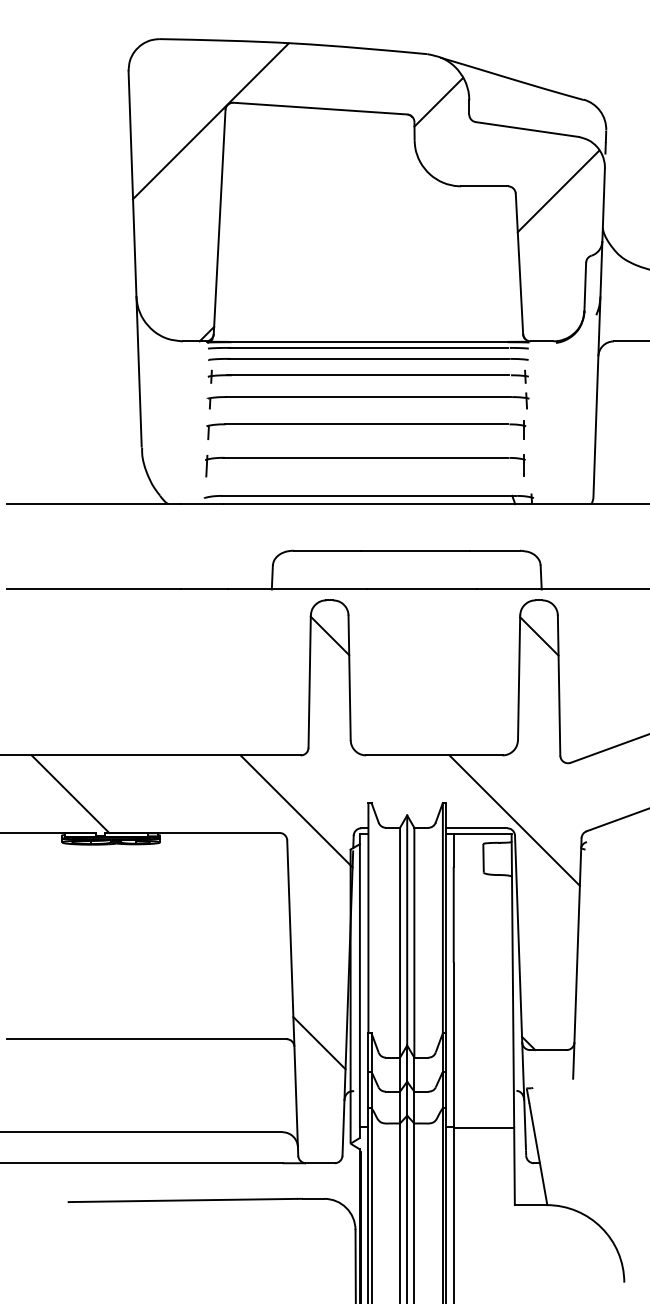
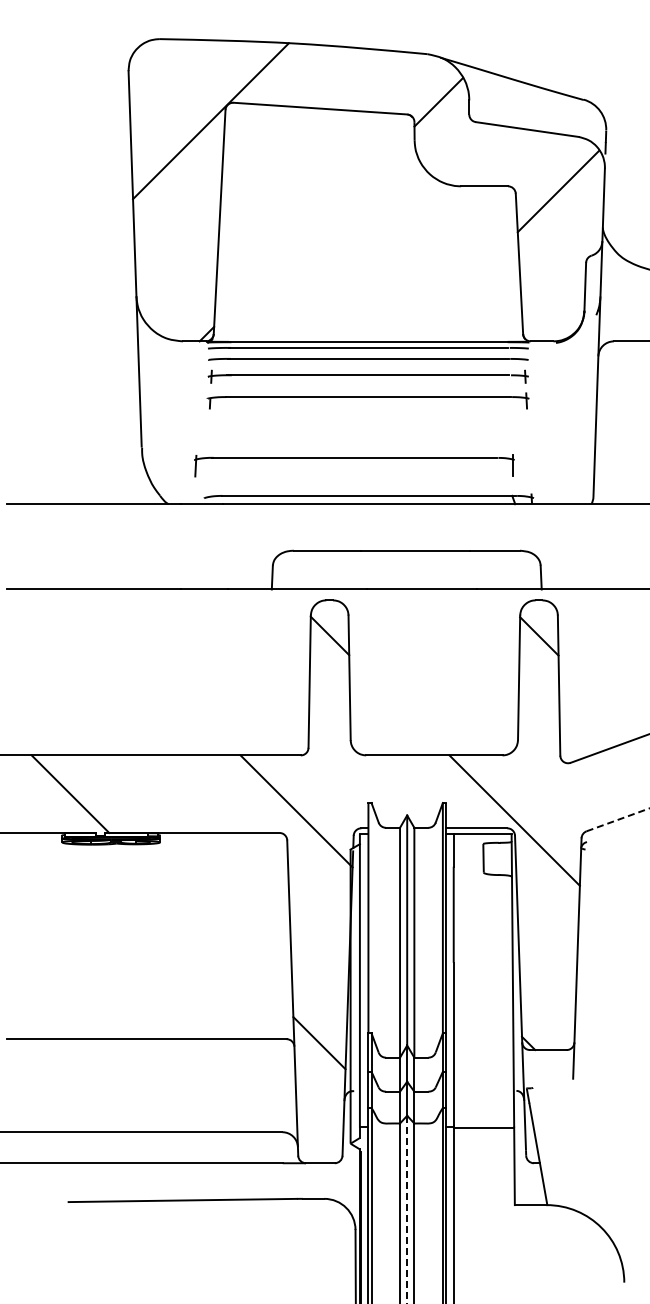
part: present -> none (366, 429)
part position: (365, 458) -> (354, 458) (354, 458)
line: solid -> dashed (618, 819)
line: solid -> dashed (407, 1209)
